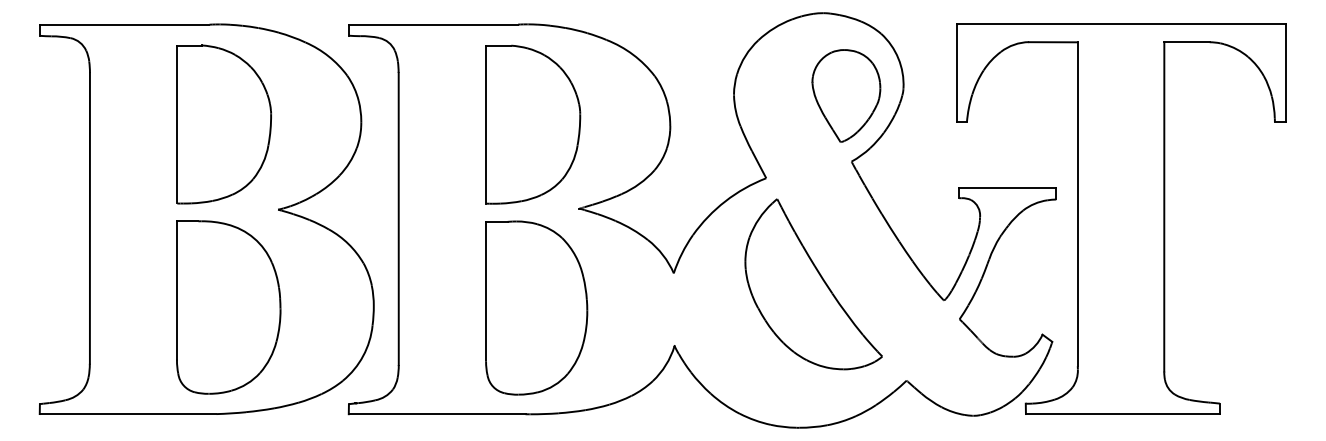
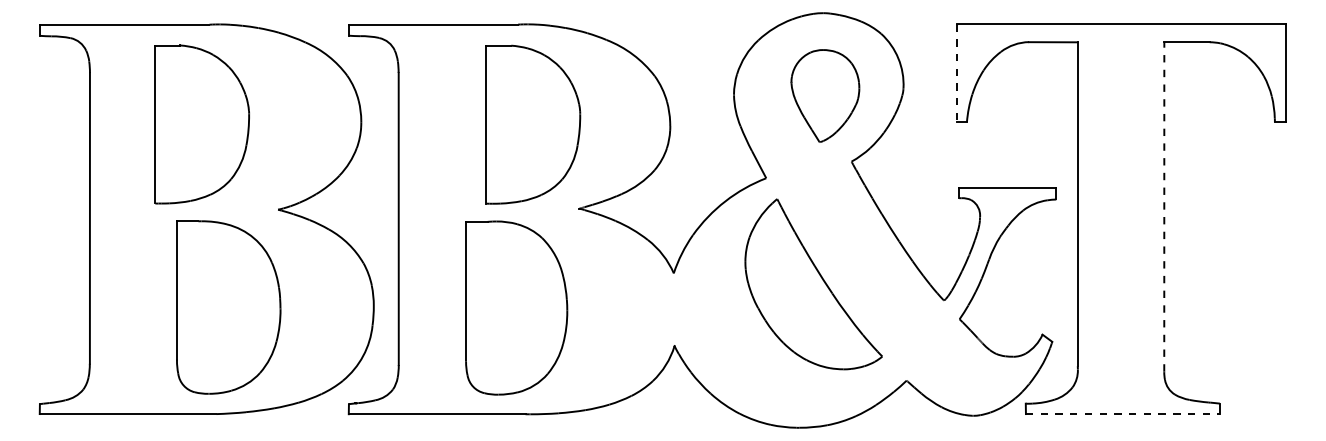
line: solid -> dashed (956, 73)
part position: (846, 95) -> (825, 95) (825, 95)
part position: (223, 124) -> (201, 124) (201, 124)
line: solid -> dashed (1164, 206)
part position: (536, 307) -> (516, 307) (516, 307)
line: solid -> dashed (1123, 414)
